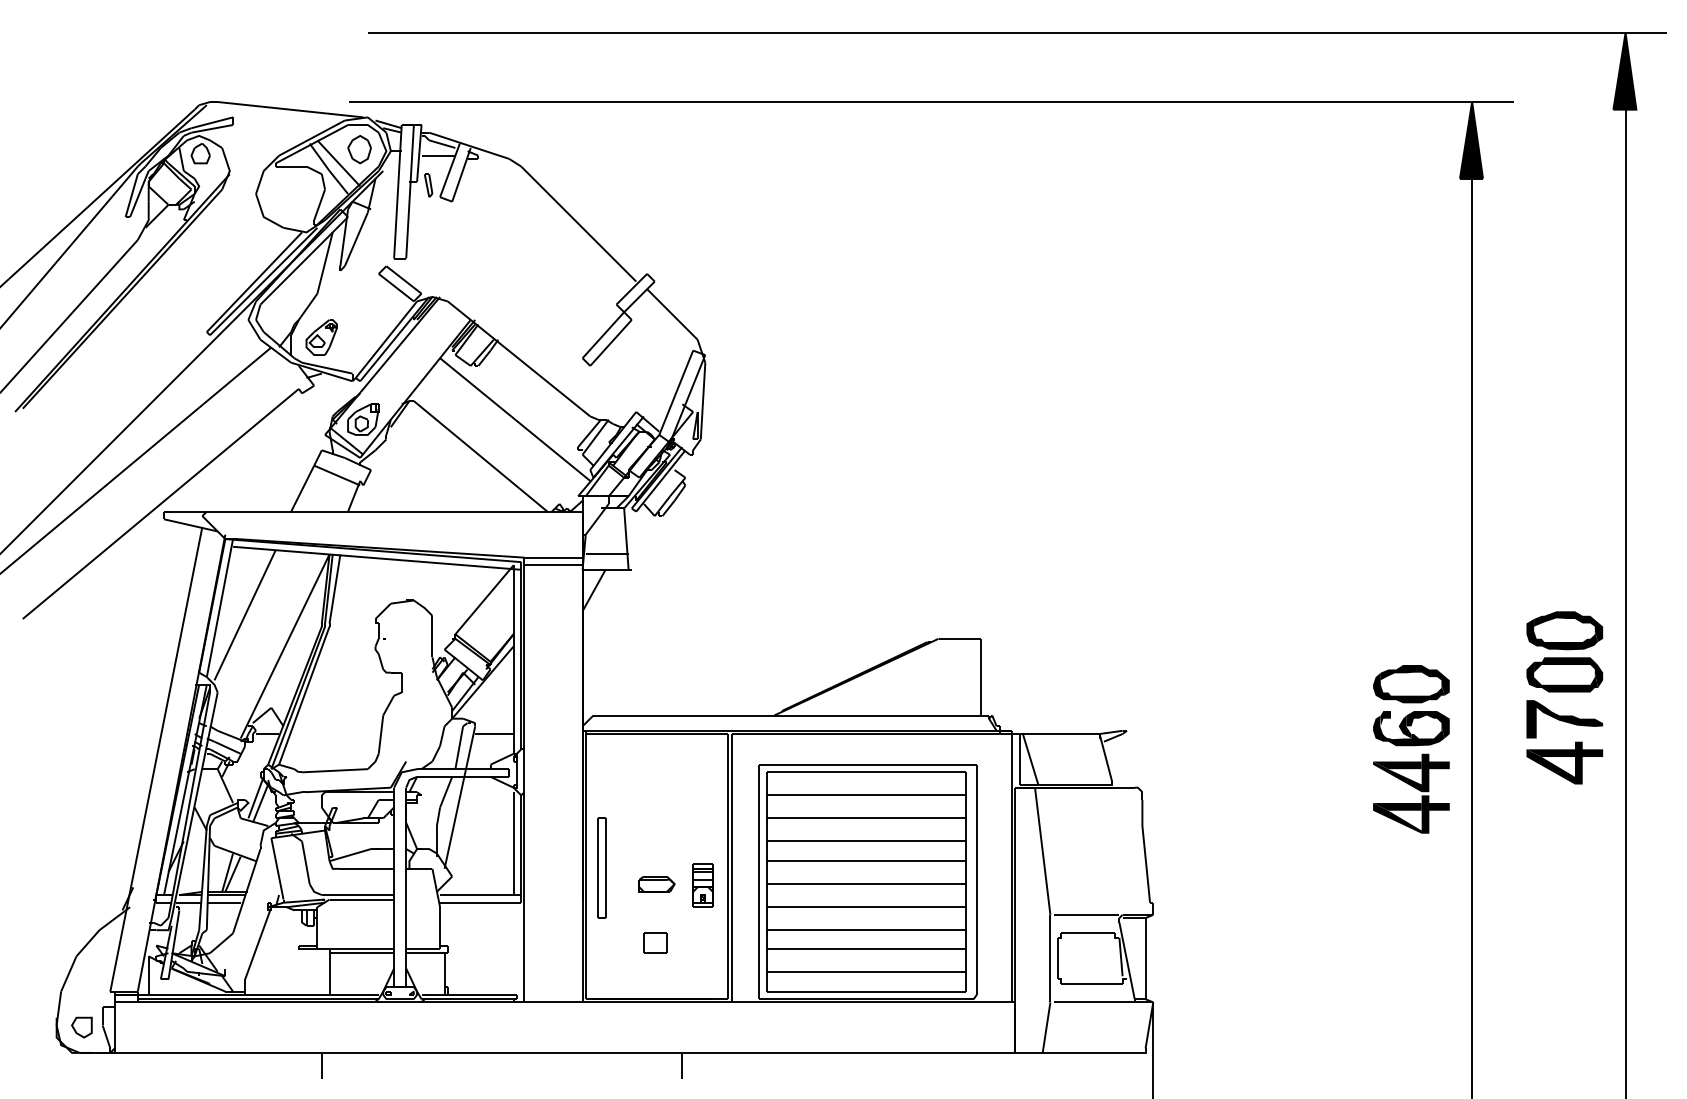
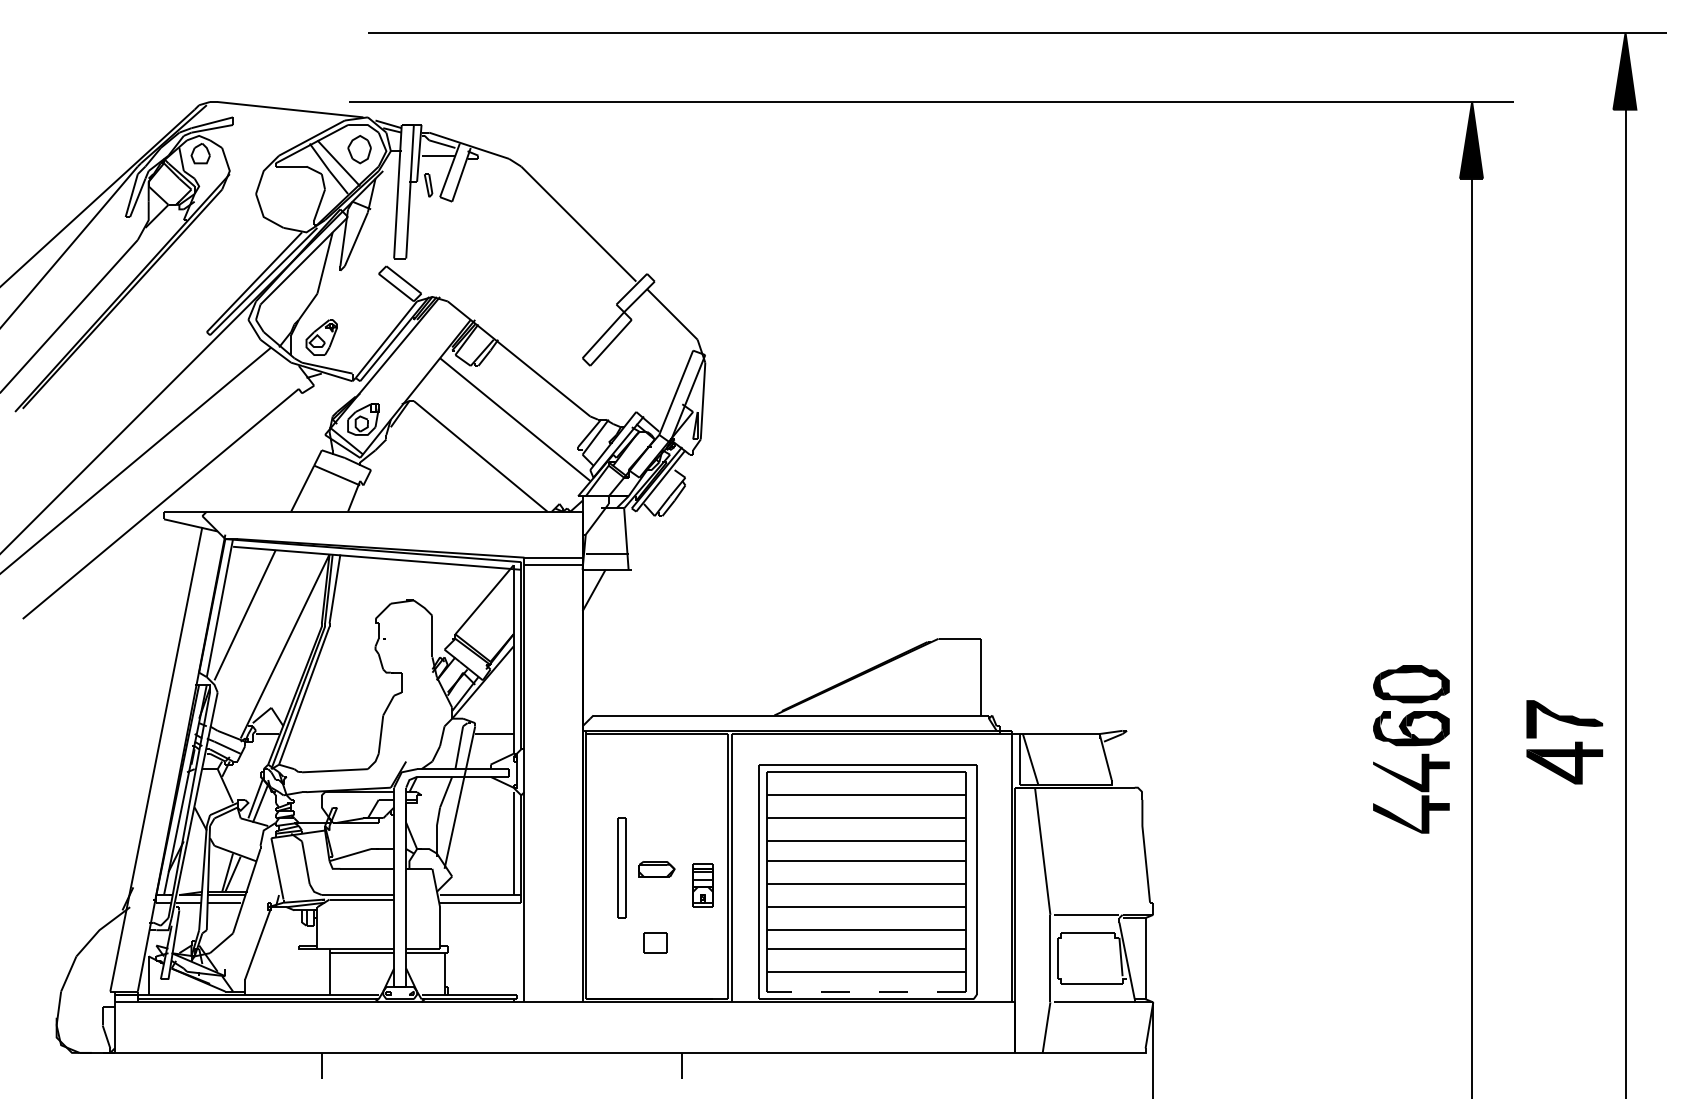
part: present -> none (1564, 651)
fill: present -> none (1397, 765)
fill: present -> none (1397, 806)
part position: (601, 867) -> (621, 867) (621, 867)
part position: (656, 884) -> (656, 869) (656, 869)
line: solid -> dashed (866, 991)
part: present -> none (81, 1027)
